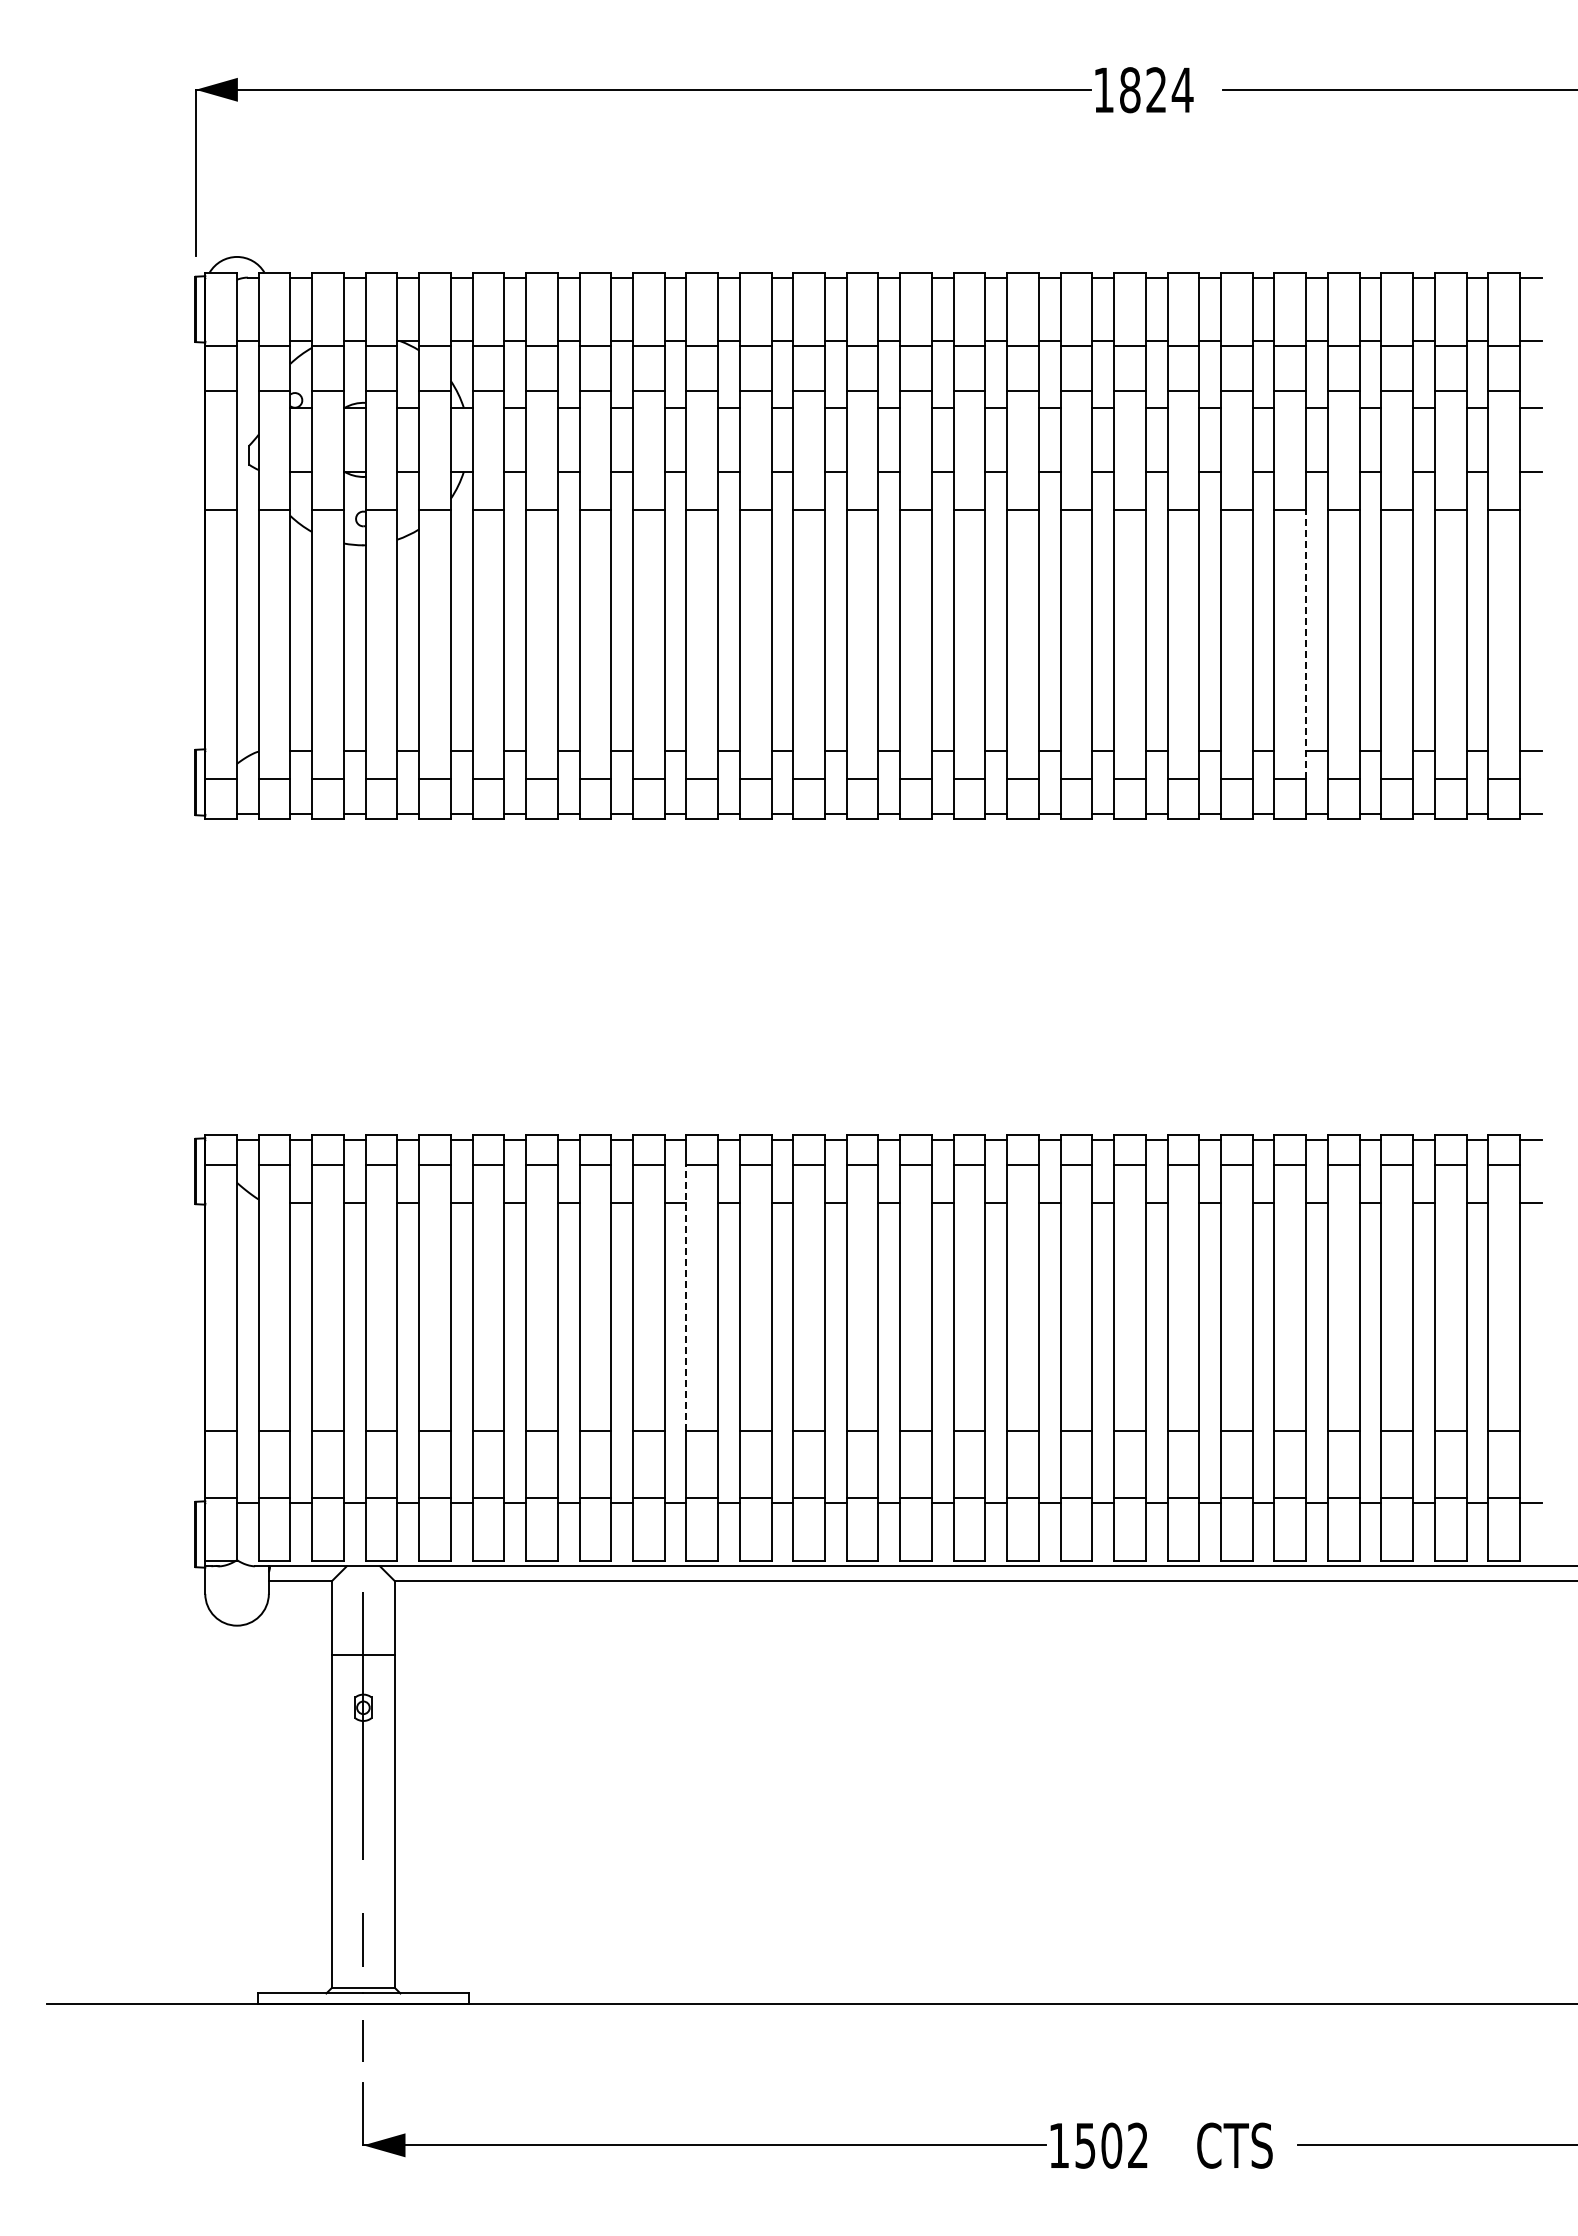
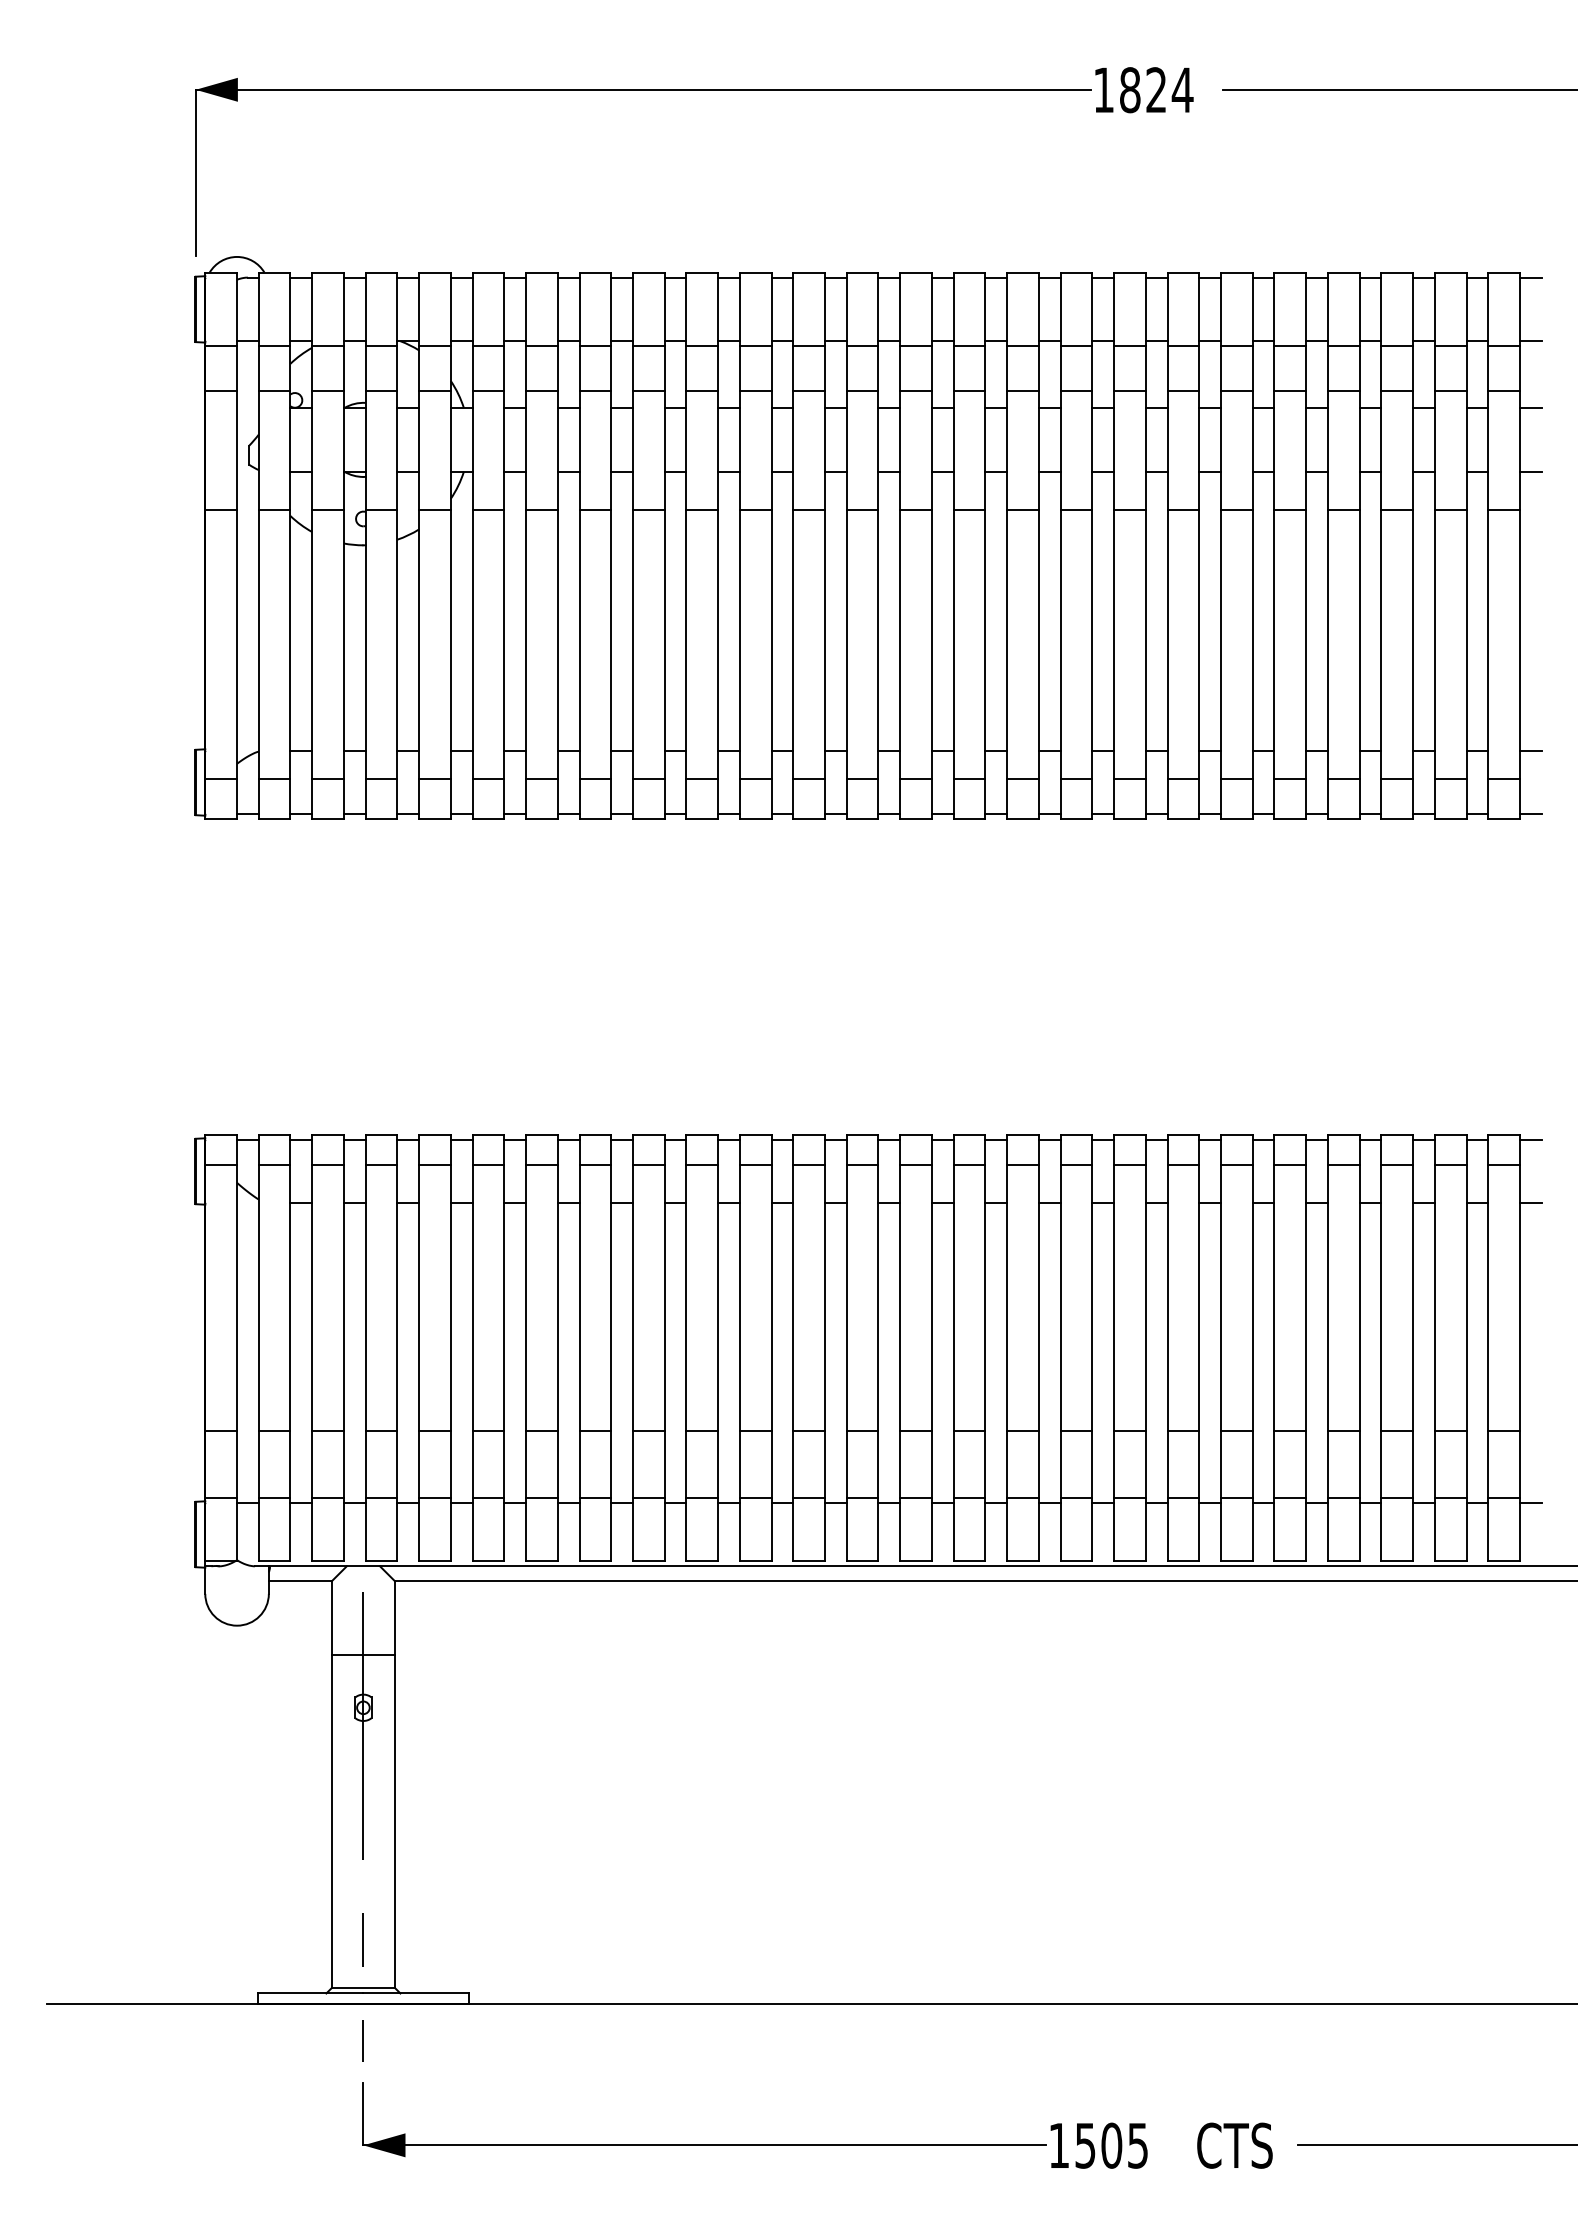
line: dashed -> solid (1306, 644)
line: dashed -> solid (686, 1298)
text: 1502 -> 1505 (1137, 2145)
